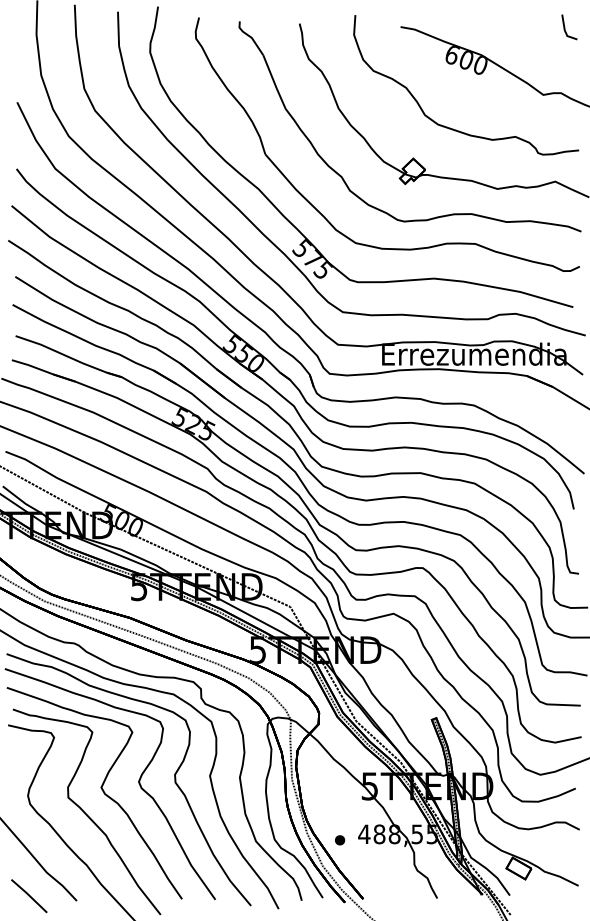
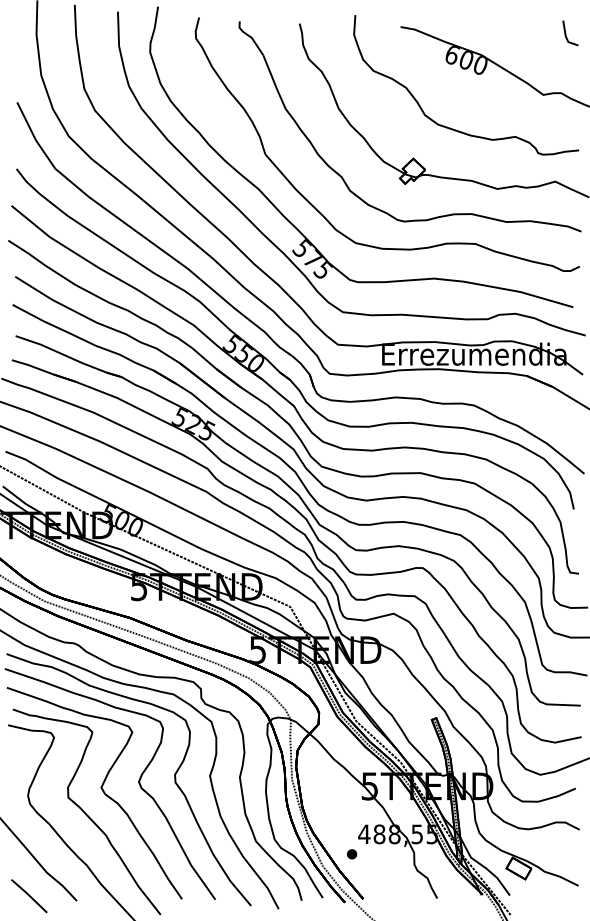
line position: (565, 27) -> (566, 33) (566, 33)
part position: (340, 840) -> (352, 854) (352, 854)
